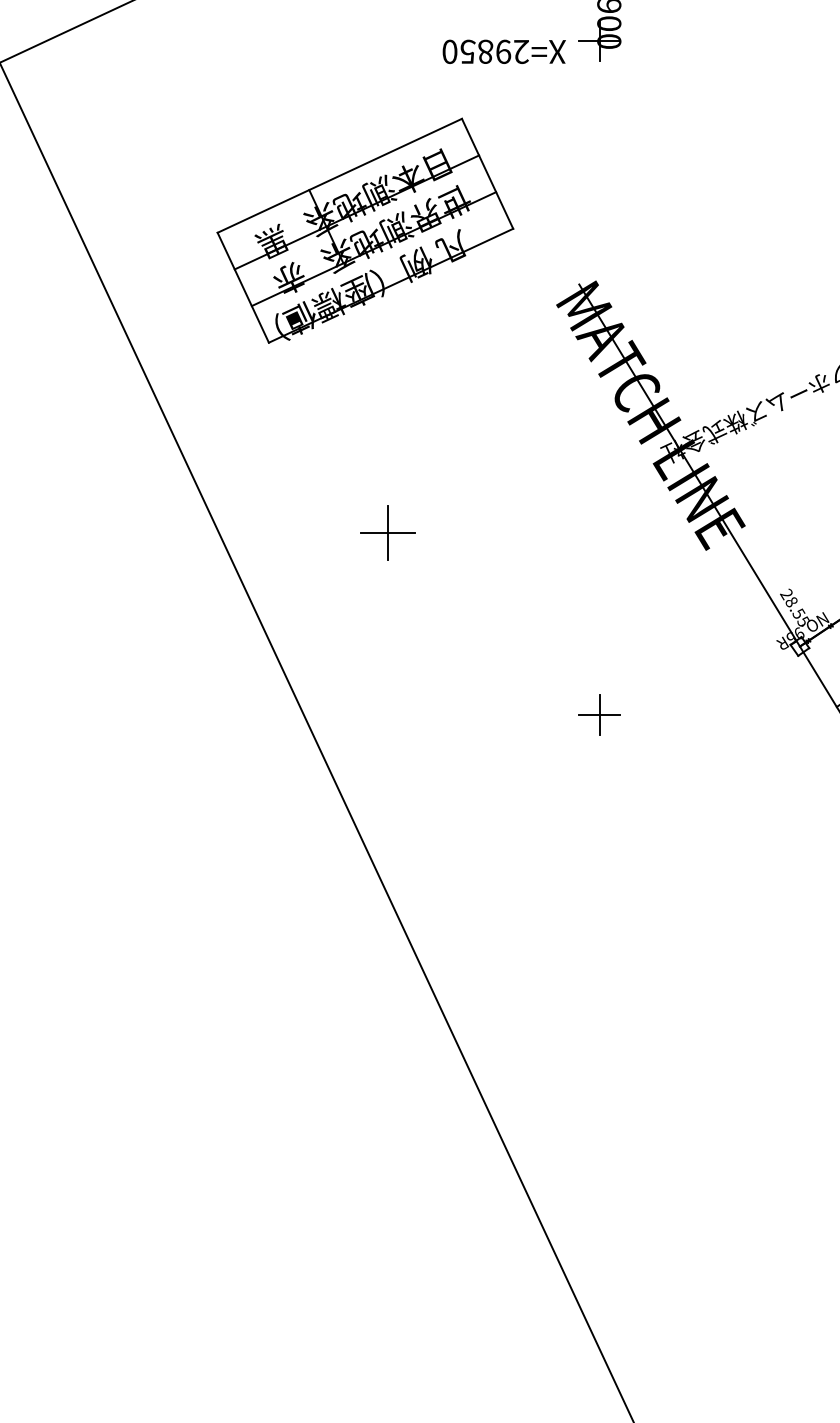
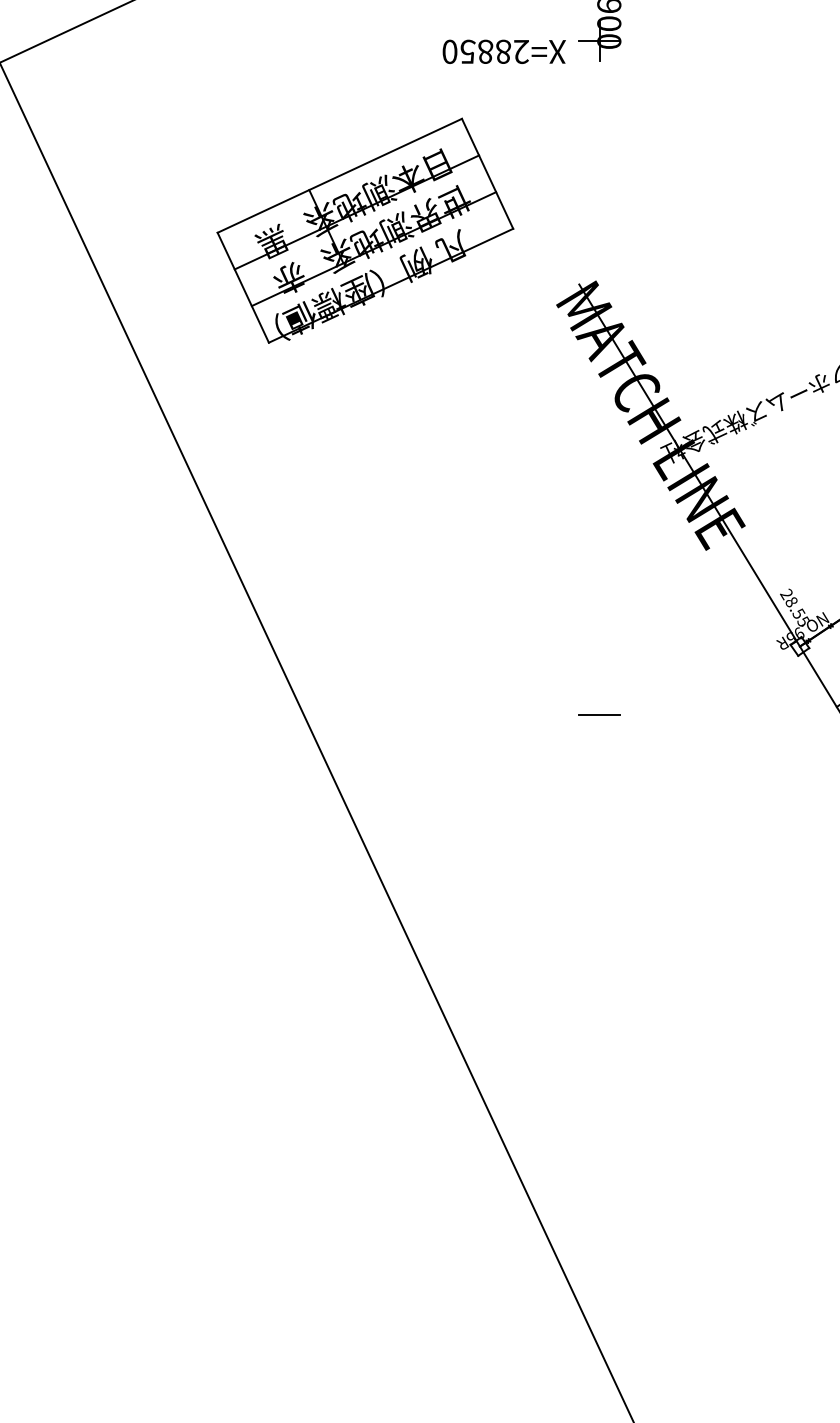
text: X=29850 -> X=28850 (503, 51)
part: present -> none (387, 532)
line: present -> none (599, 714)
